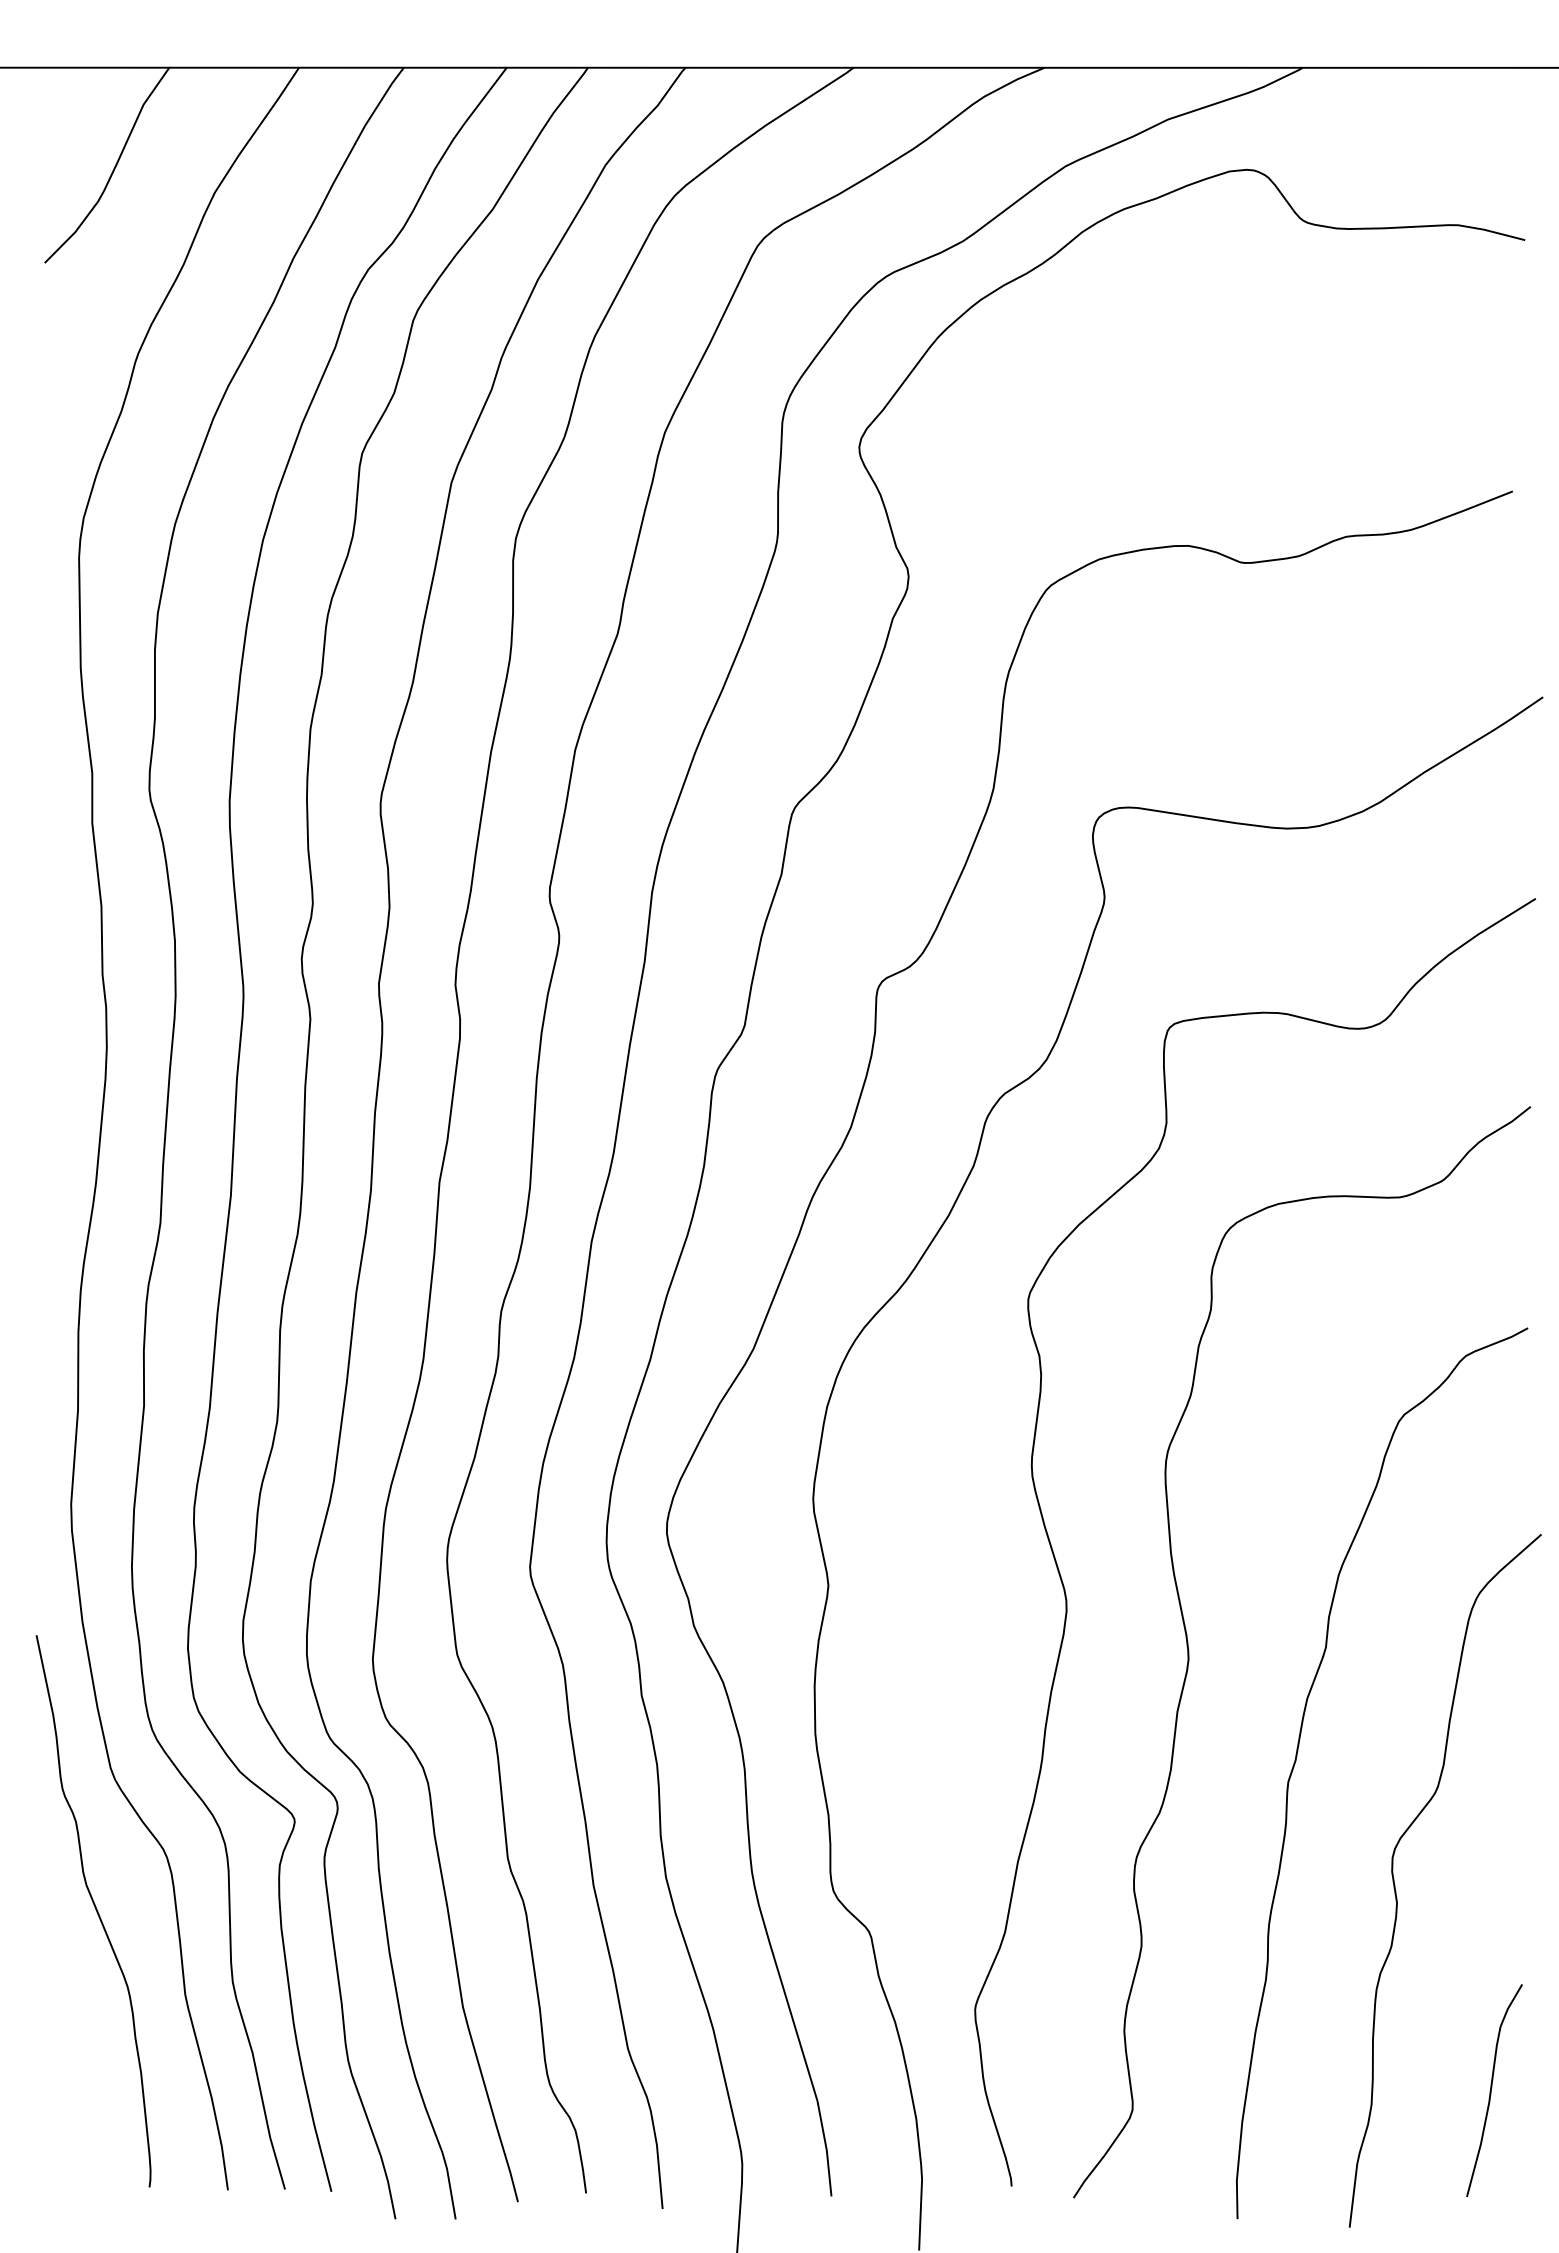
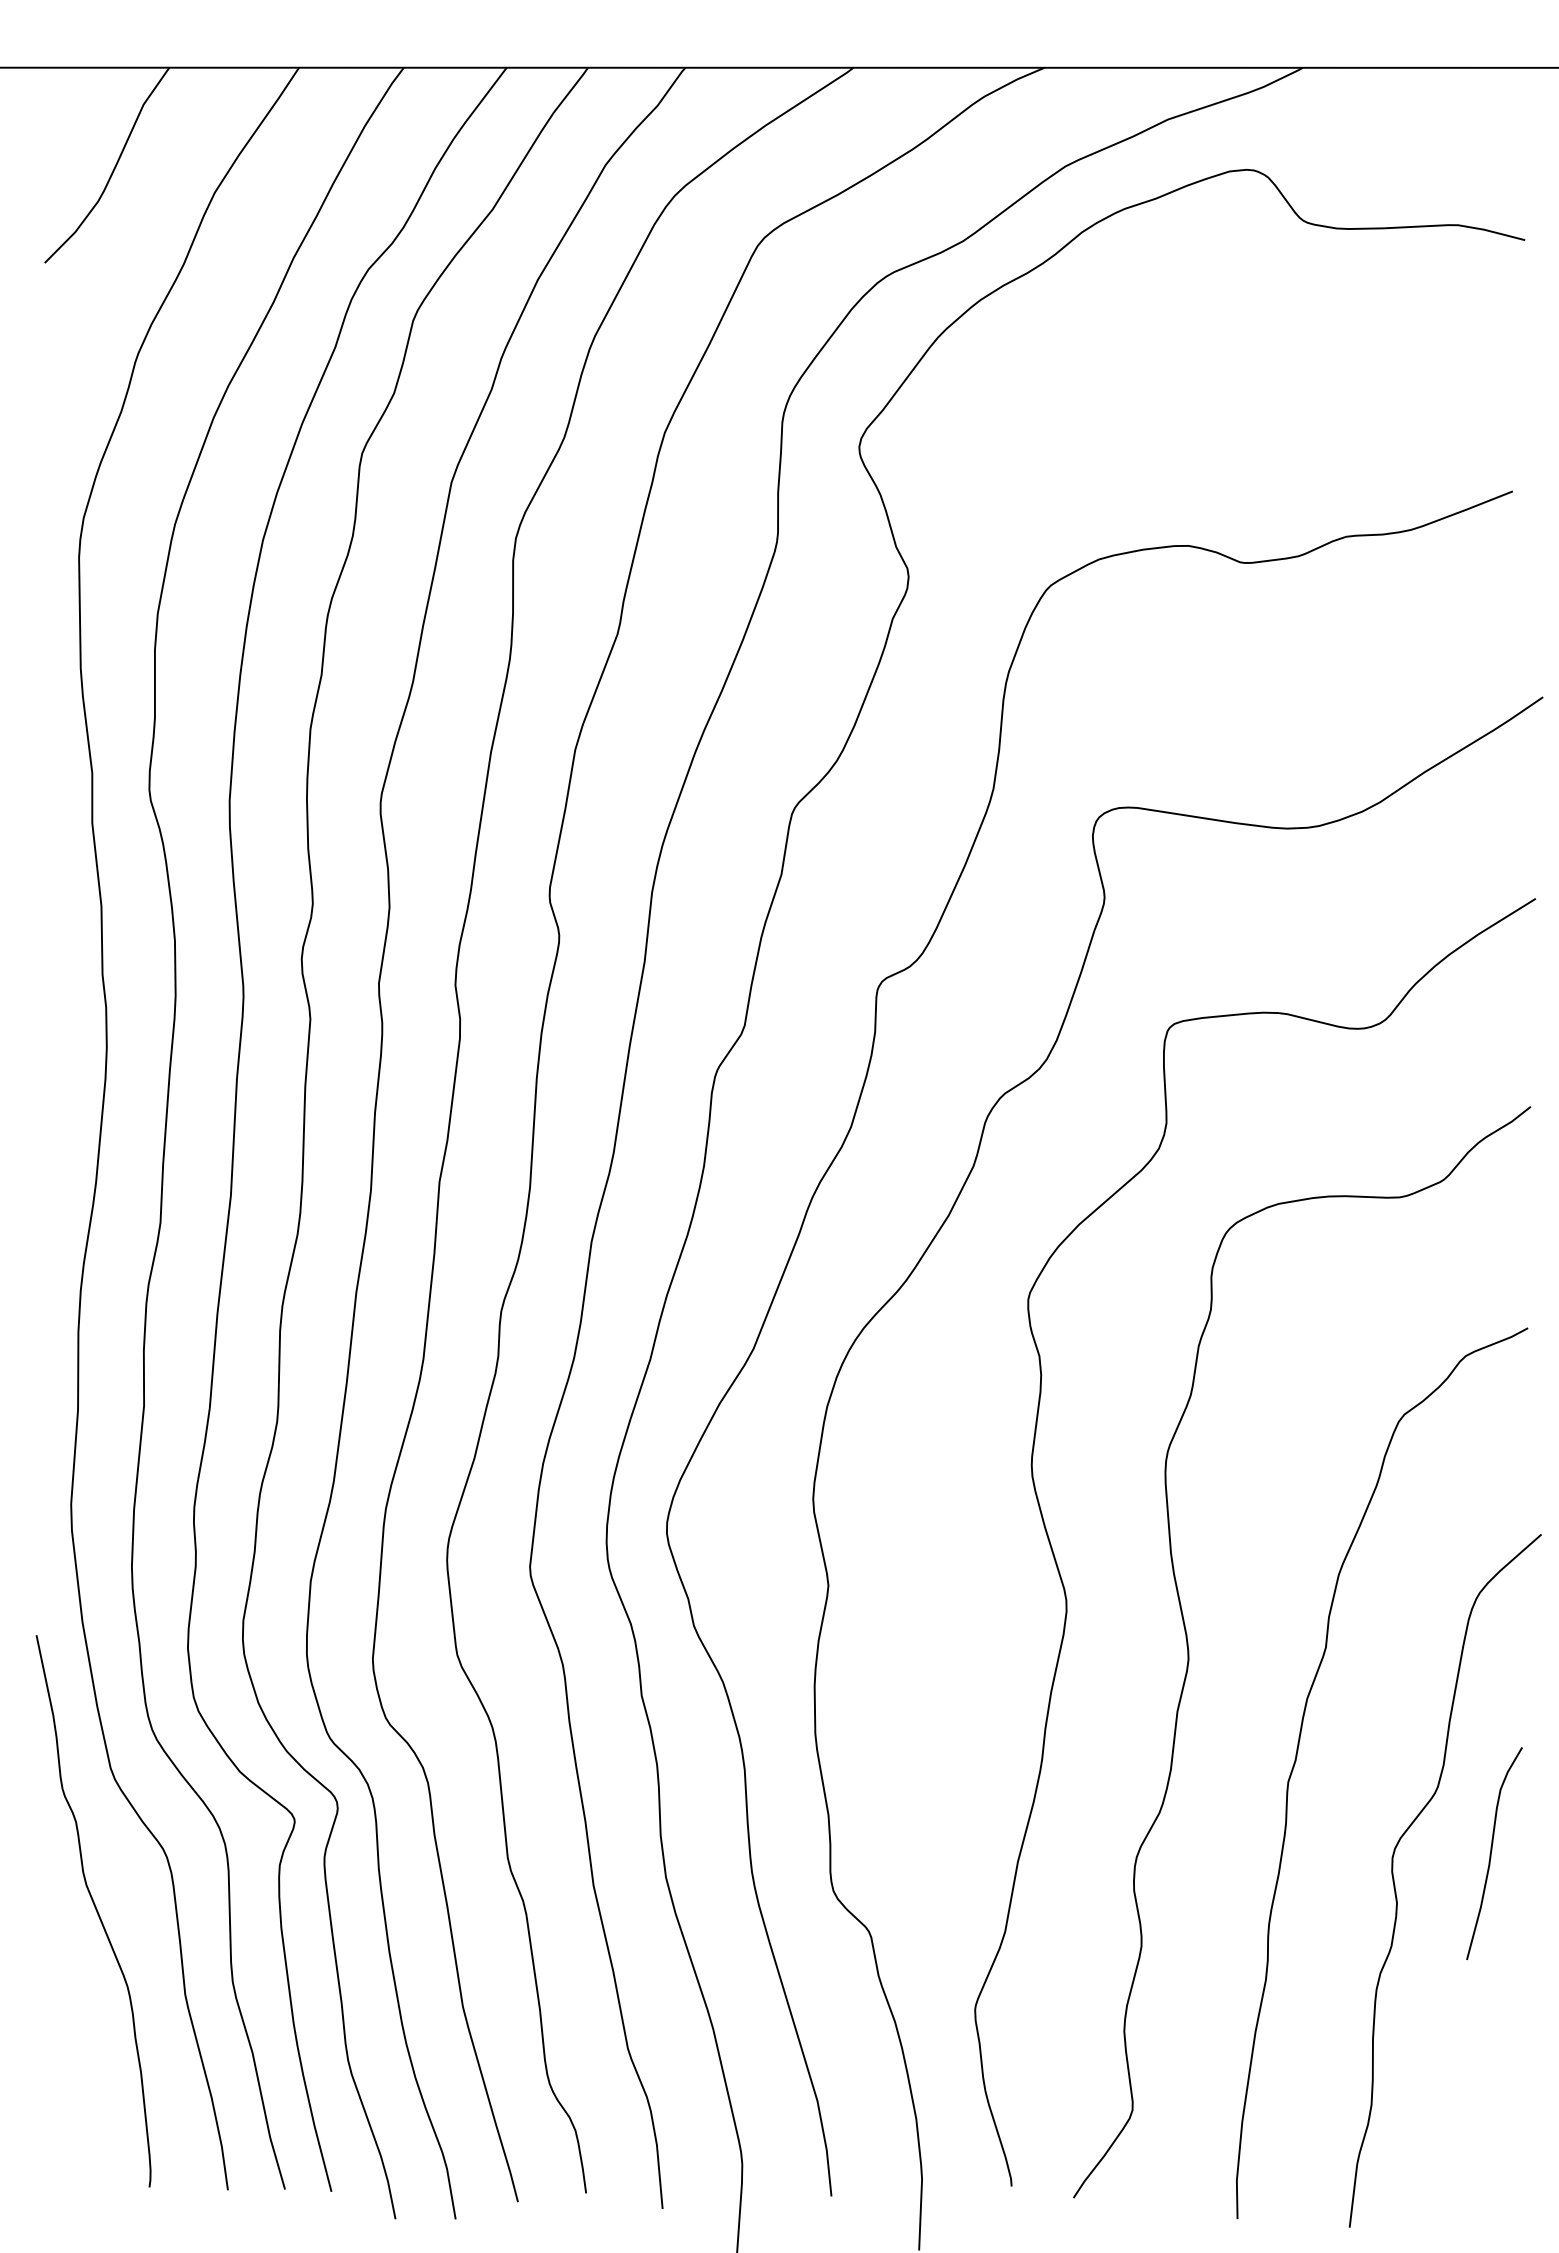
curve position: (1491, 2090) -> (1491, 1853) (1491, 1853)
